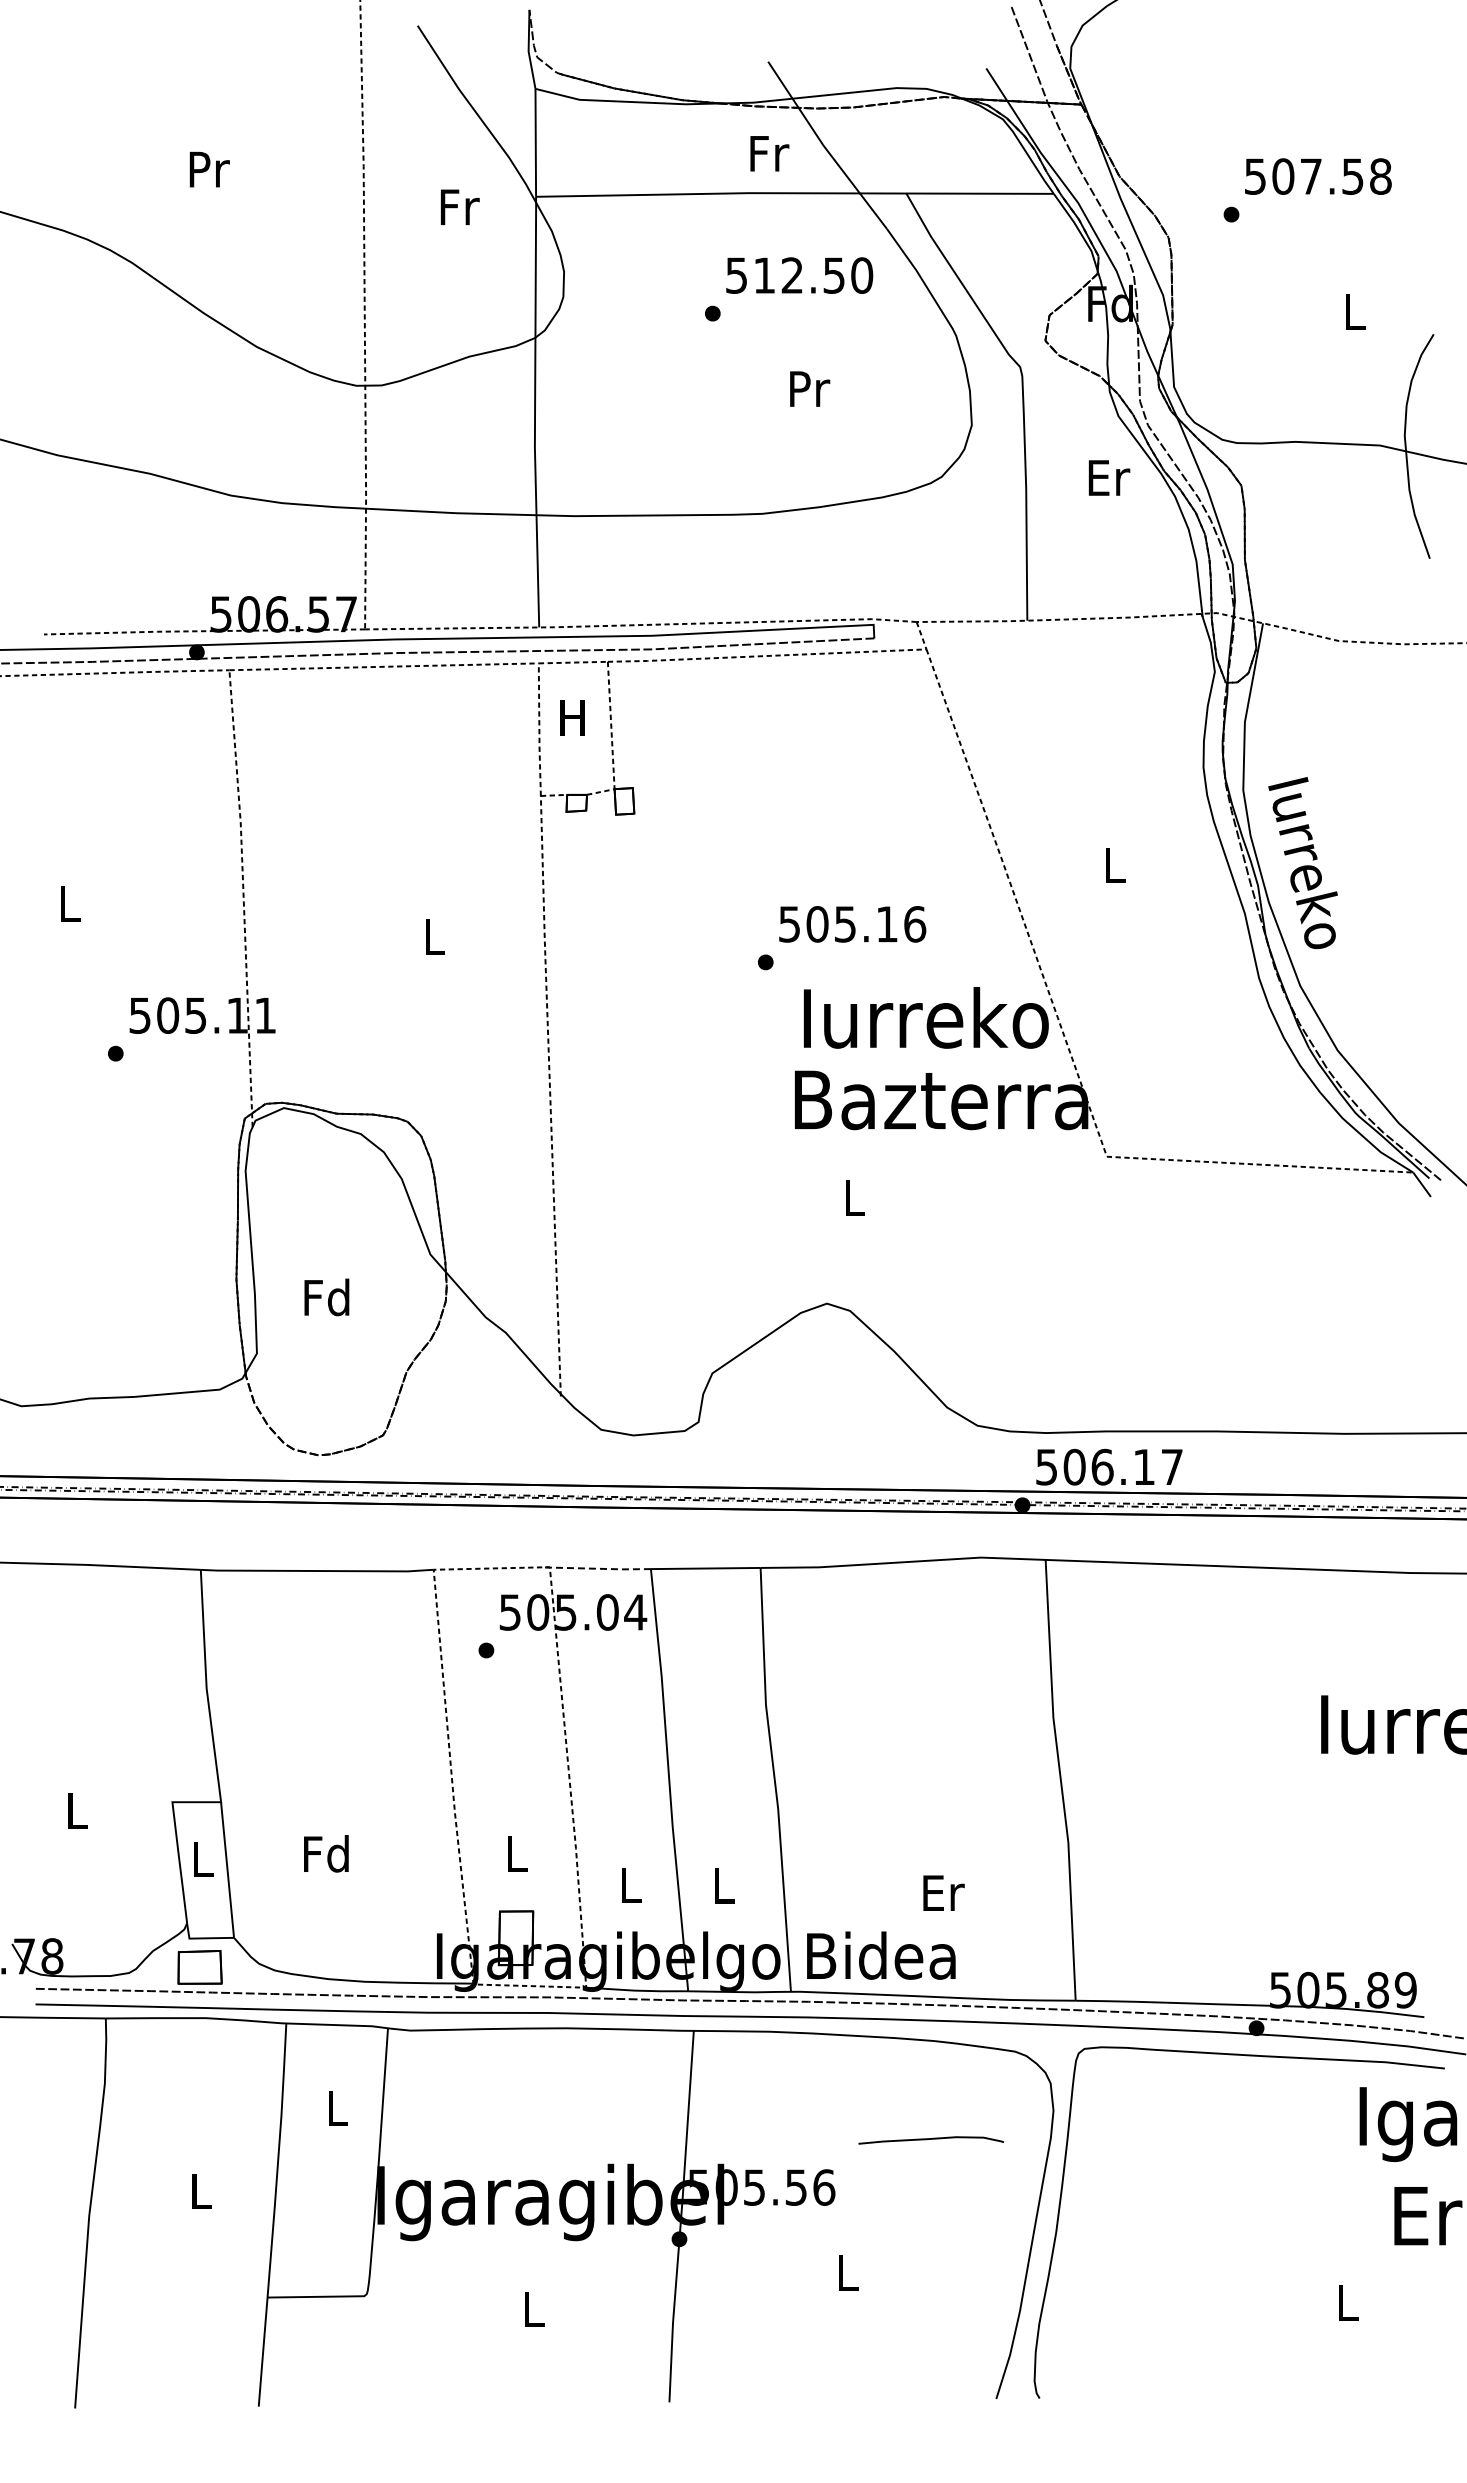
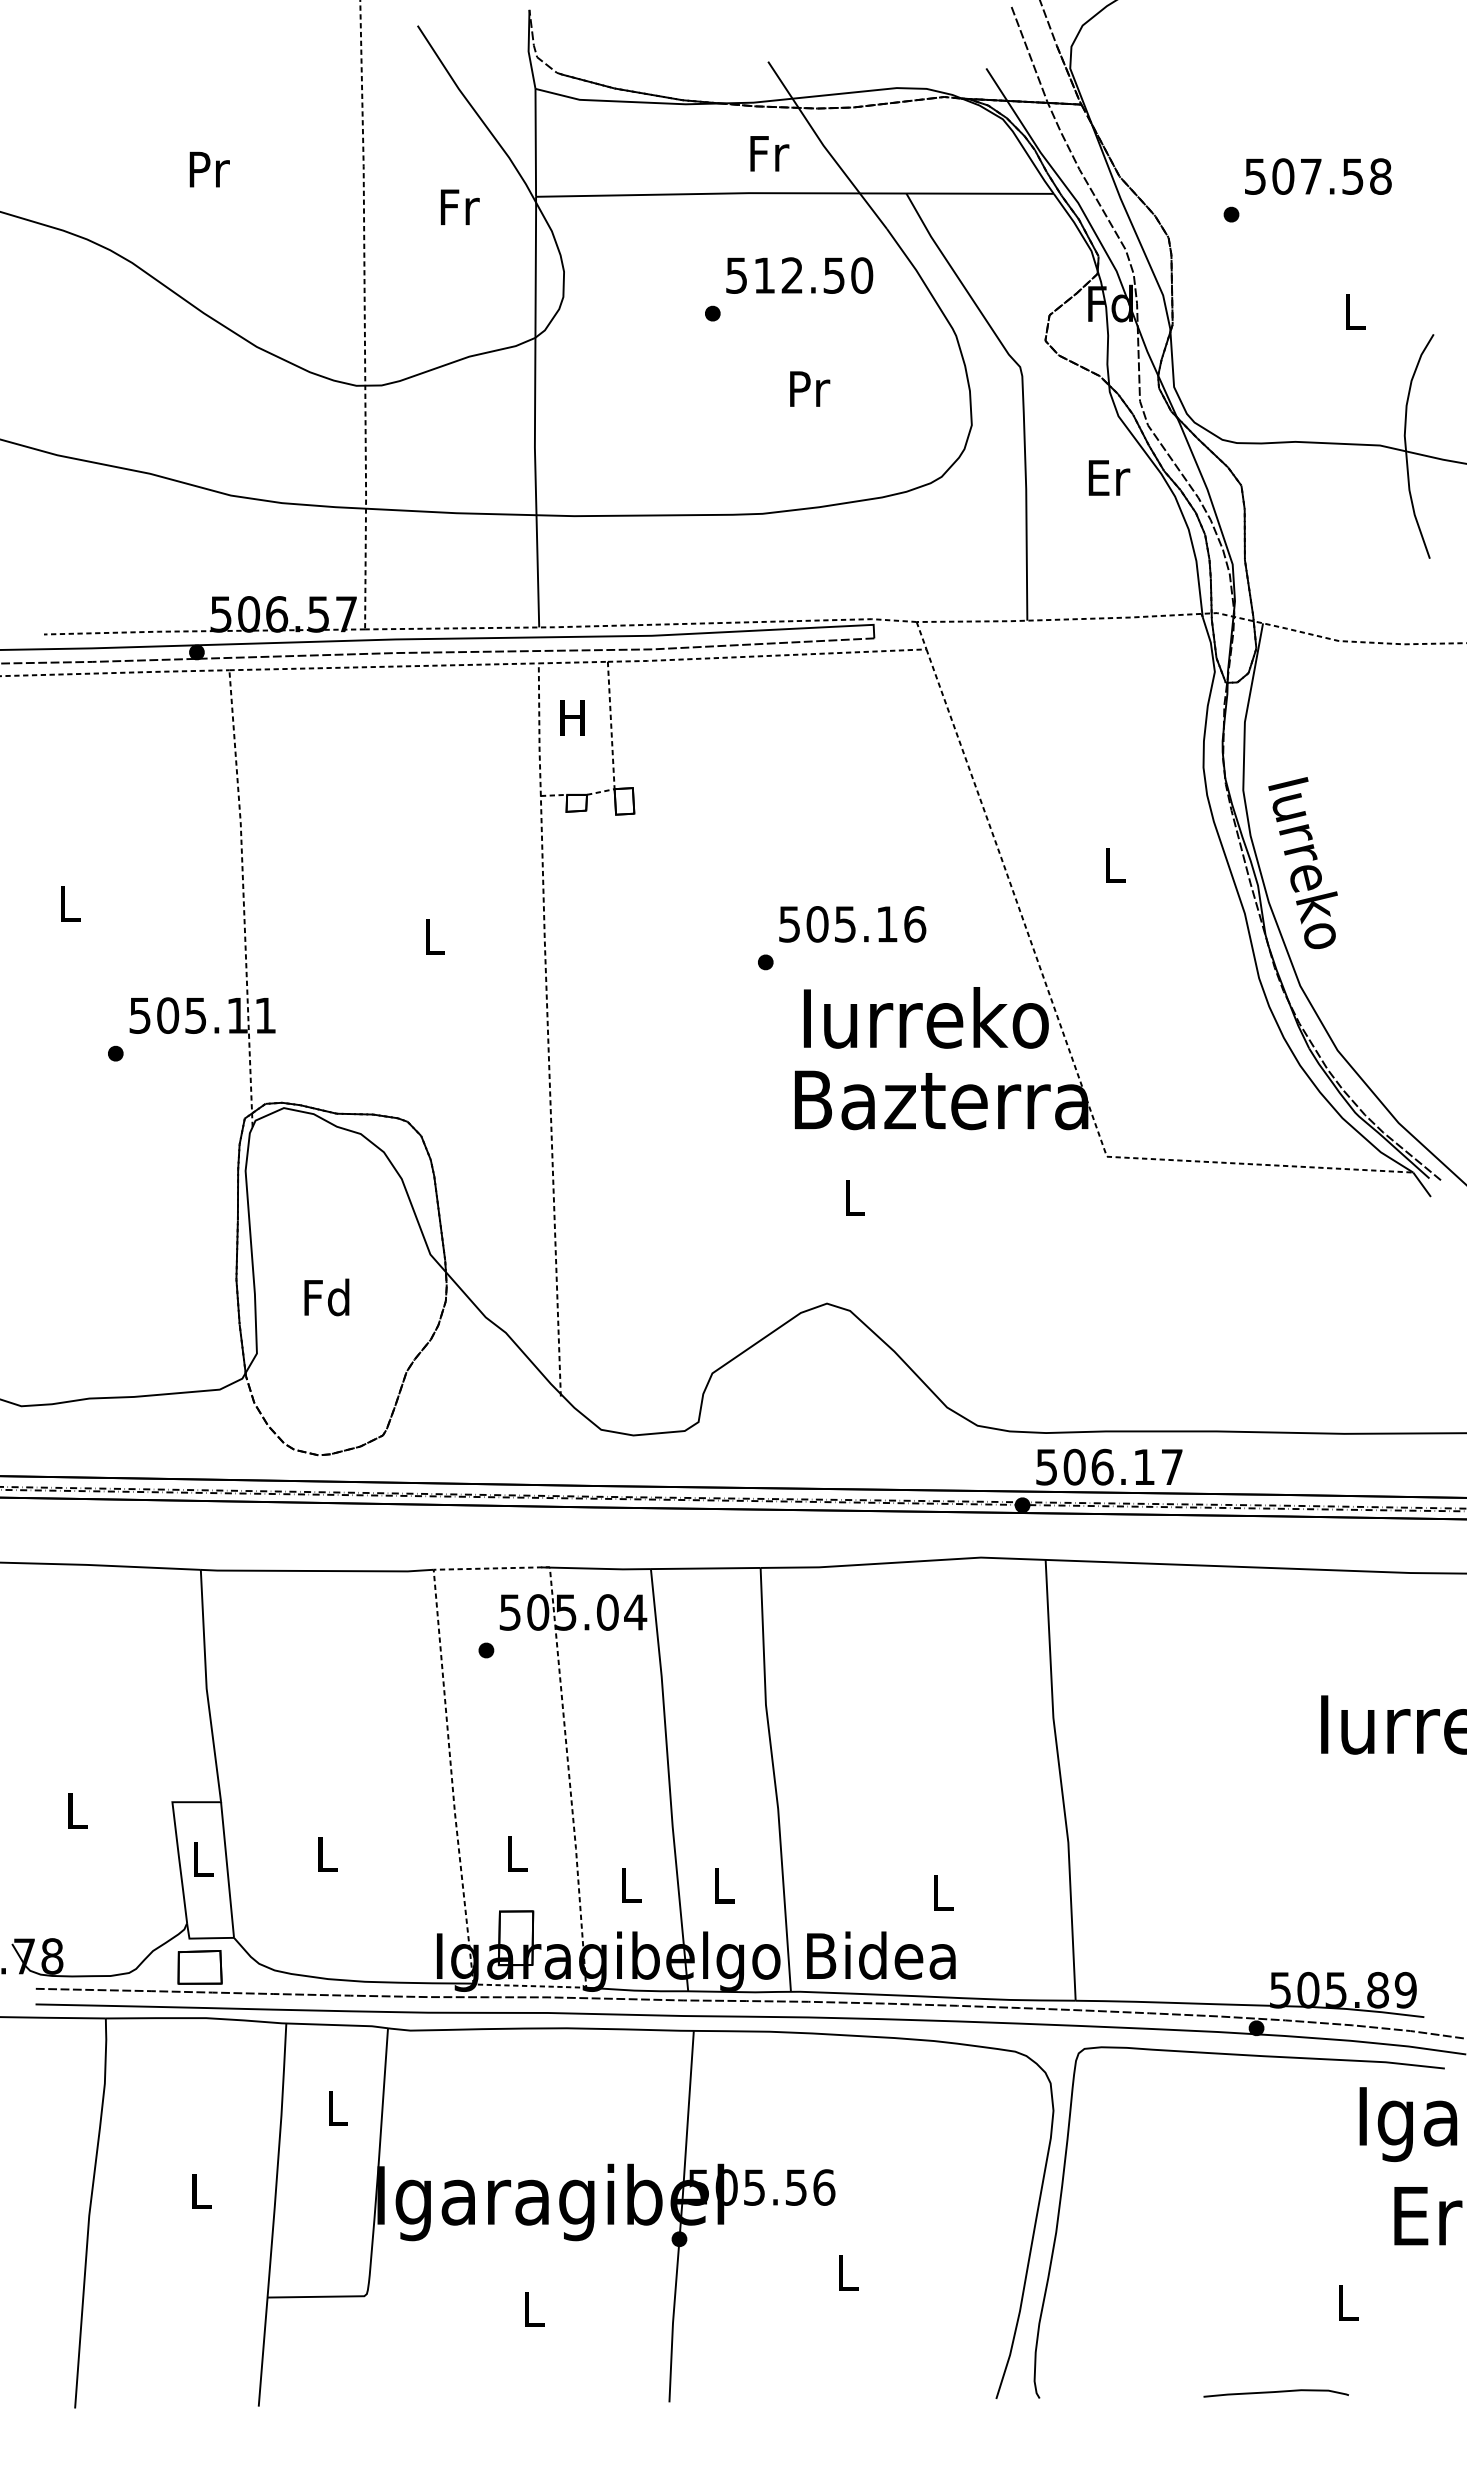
line: dashed -> solid (596, 1568)
text: Fd -> L (326, 1853)
text: Er -> L (943, 1892)
curve position: (930, 2139) -> (1275, 2392) (1275, 2392)
